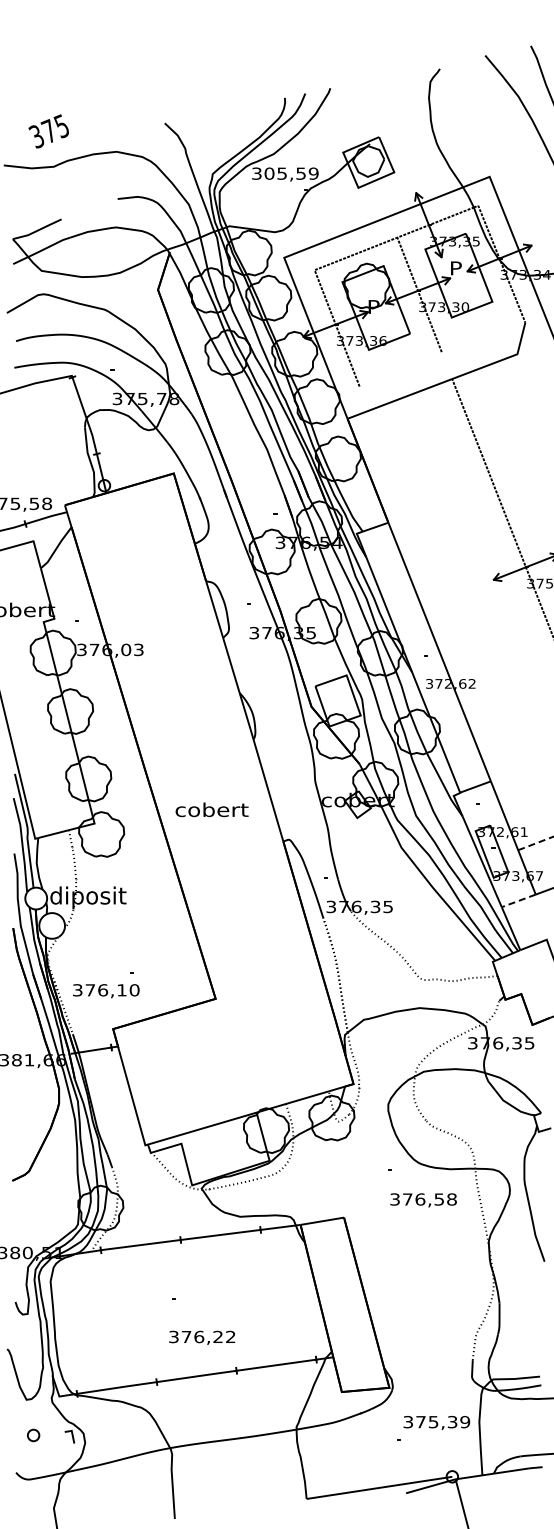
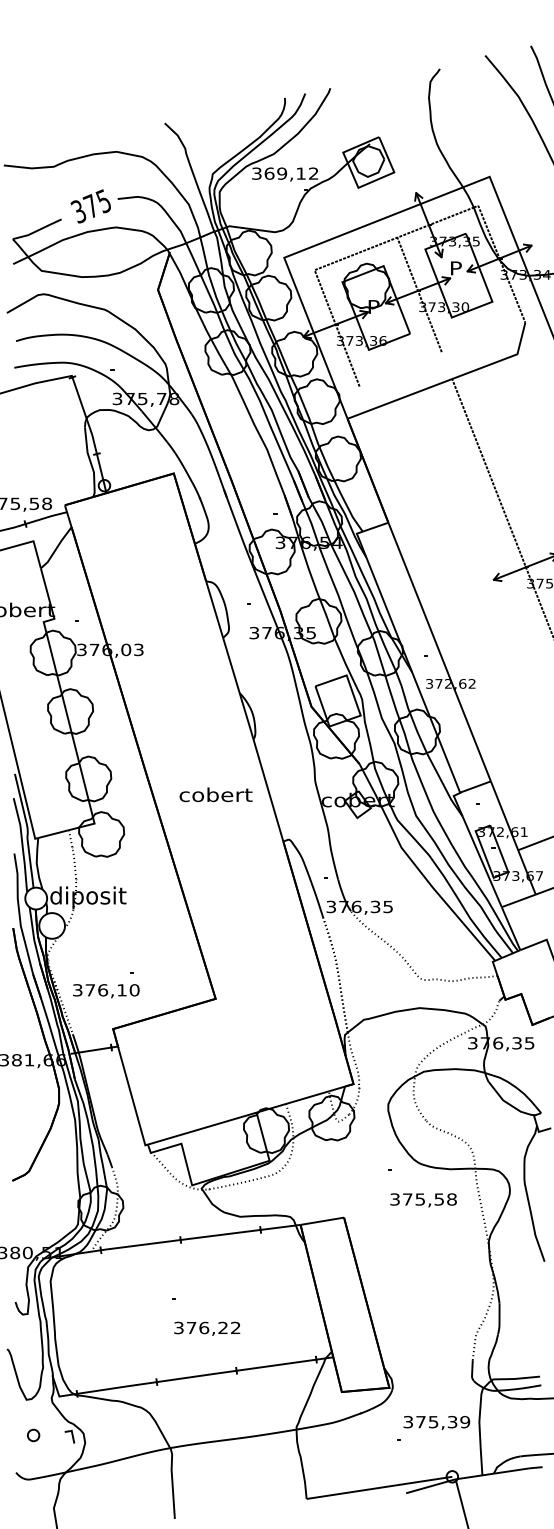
text position: (48, 131) -> (90, 206) (90, 206)
text: 305,59 -> 369,12 (291, 173)
text position: (211, 809) -> (215, 794) (215, 794)
line: dashed -> solid (535, 843)
line: dashed -> solid (518, 901)
text: 376,58 -> 375,58 (420, 1199)
text position: (202, 1337) -> (207, 1328) (207, 1328)
